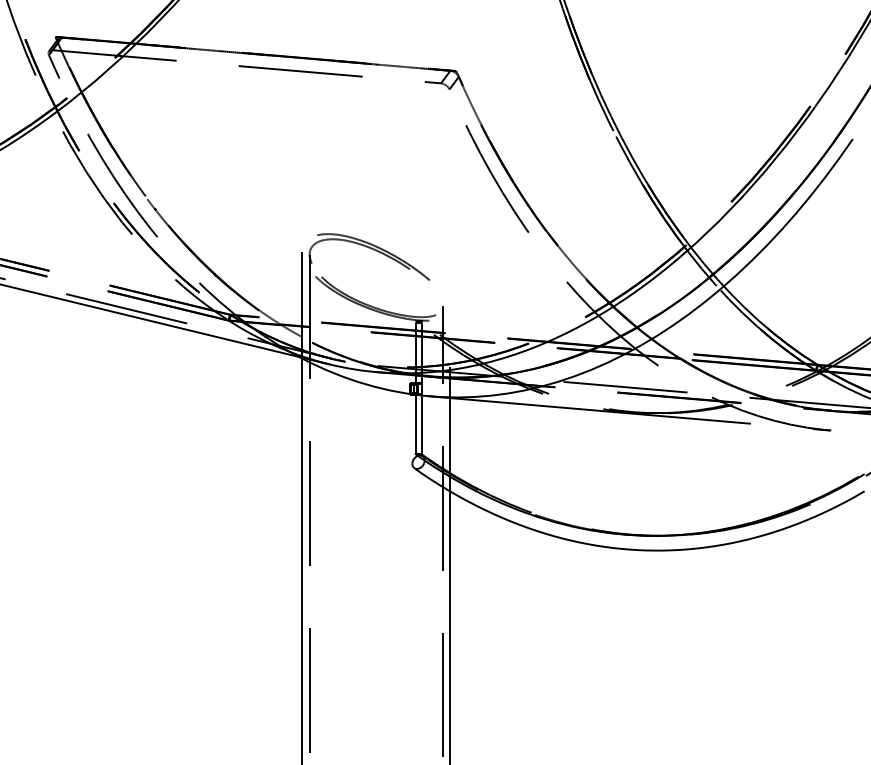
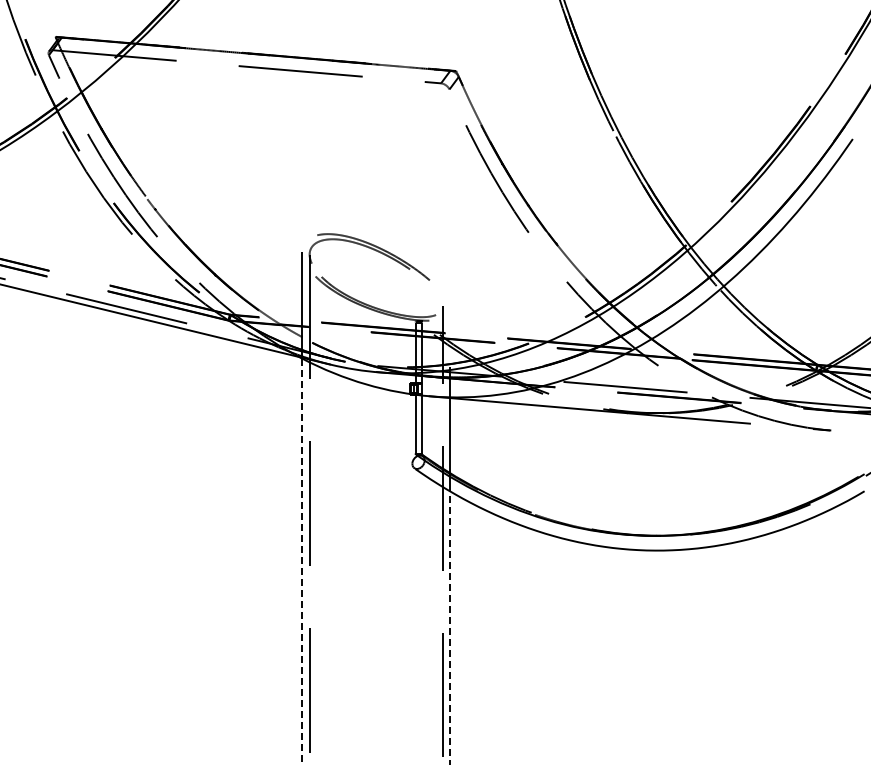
line: solid -> dashed (302, 561)
line: solid -> dashed (450, 627)
